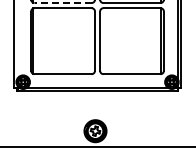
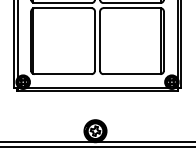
line: dashed -> solid (63, 3)
line: none -> present (17, 40)
line: none -> present (97, 142)
